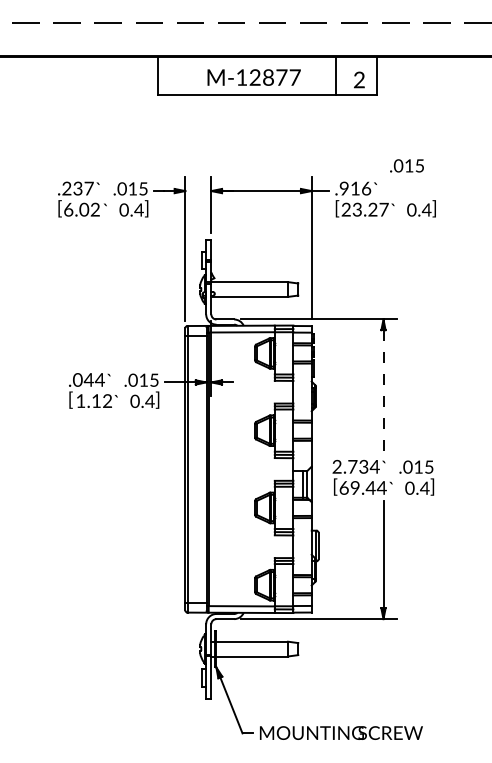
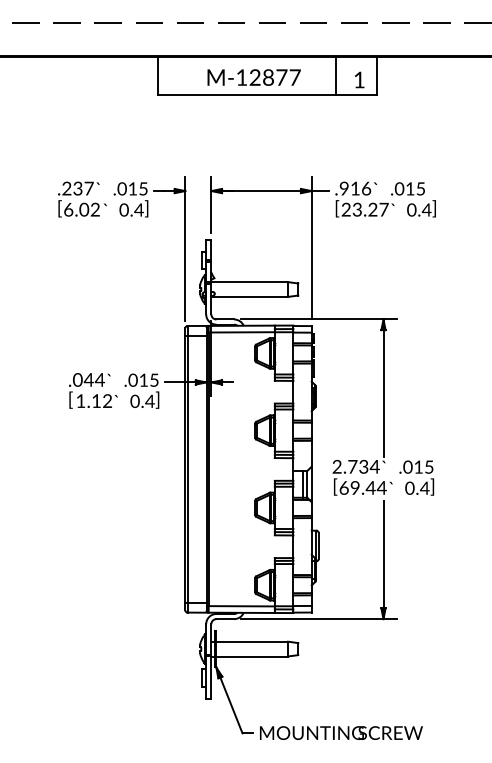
text: 2 -> 1 (359, 79)
text position: (406, 165) -> (407, 188) (407, 188)
line: dashed -> solid (383, 393)
